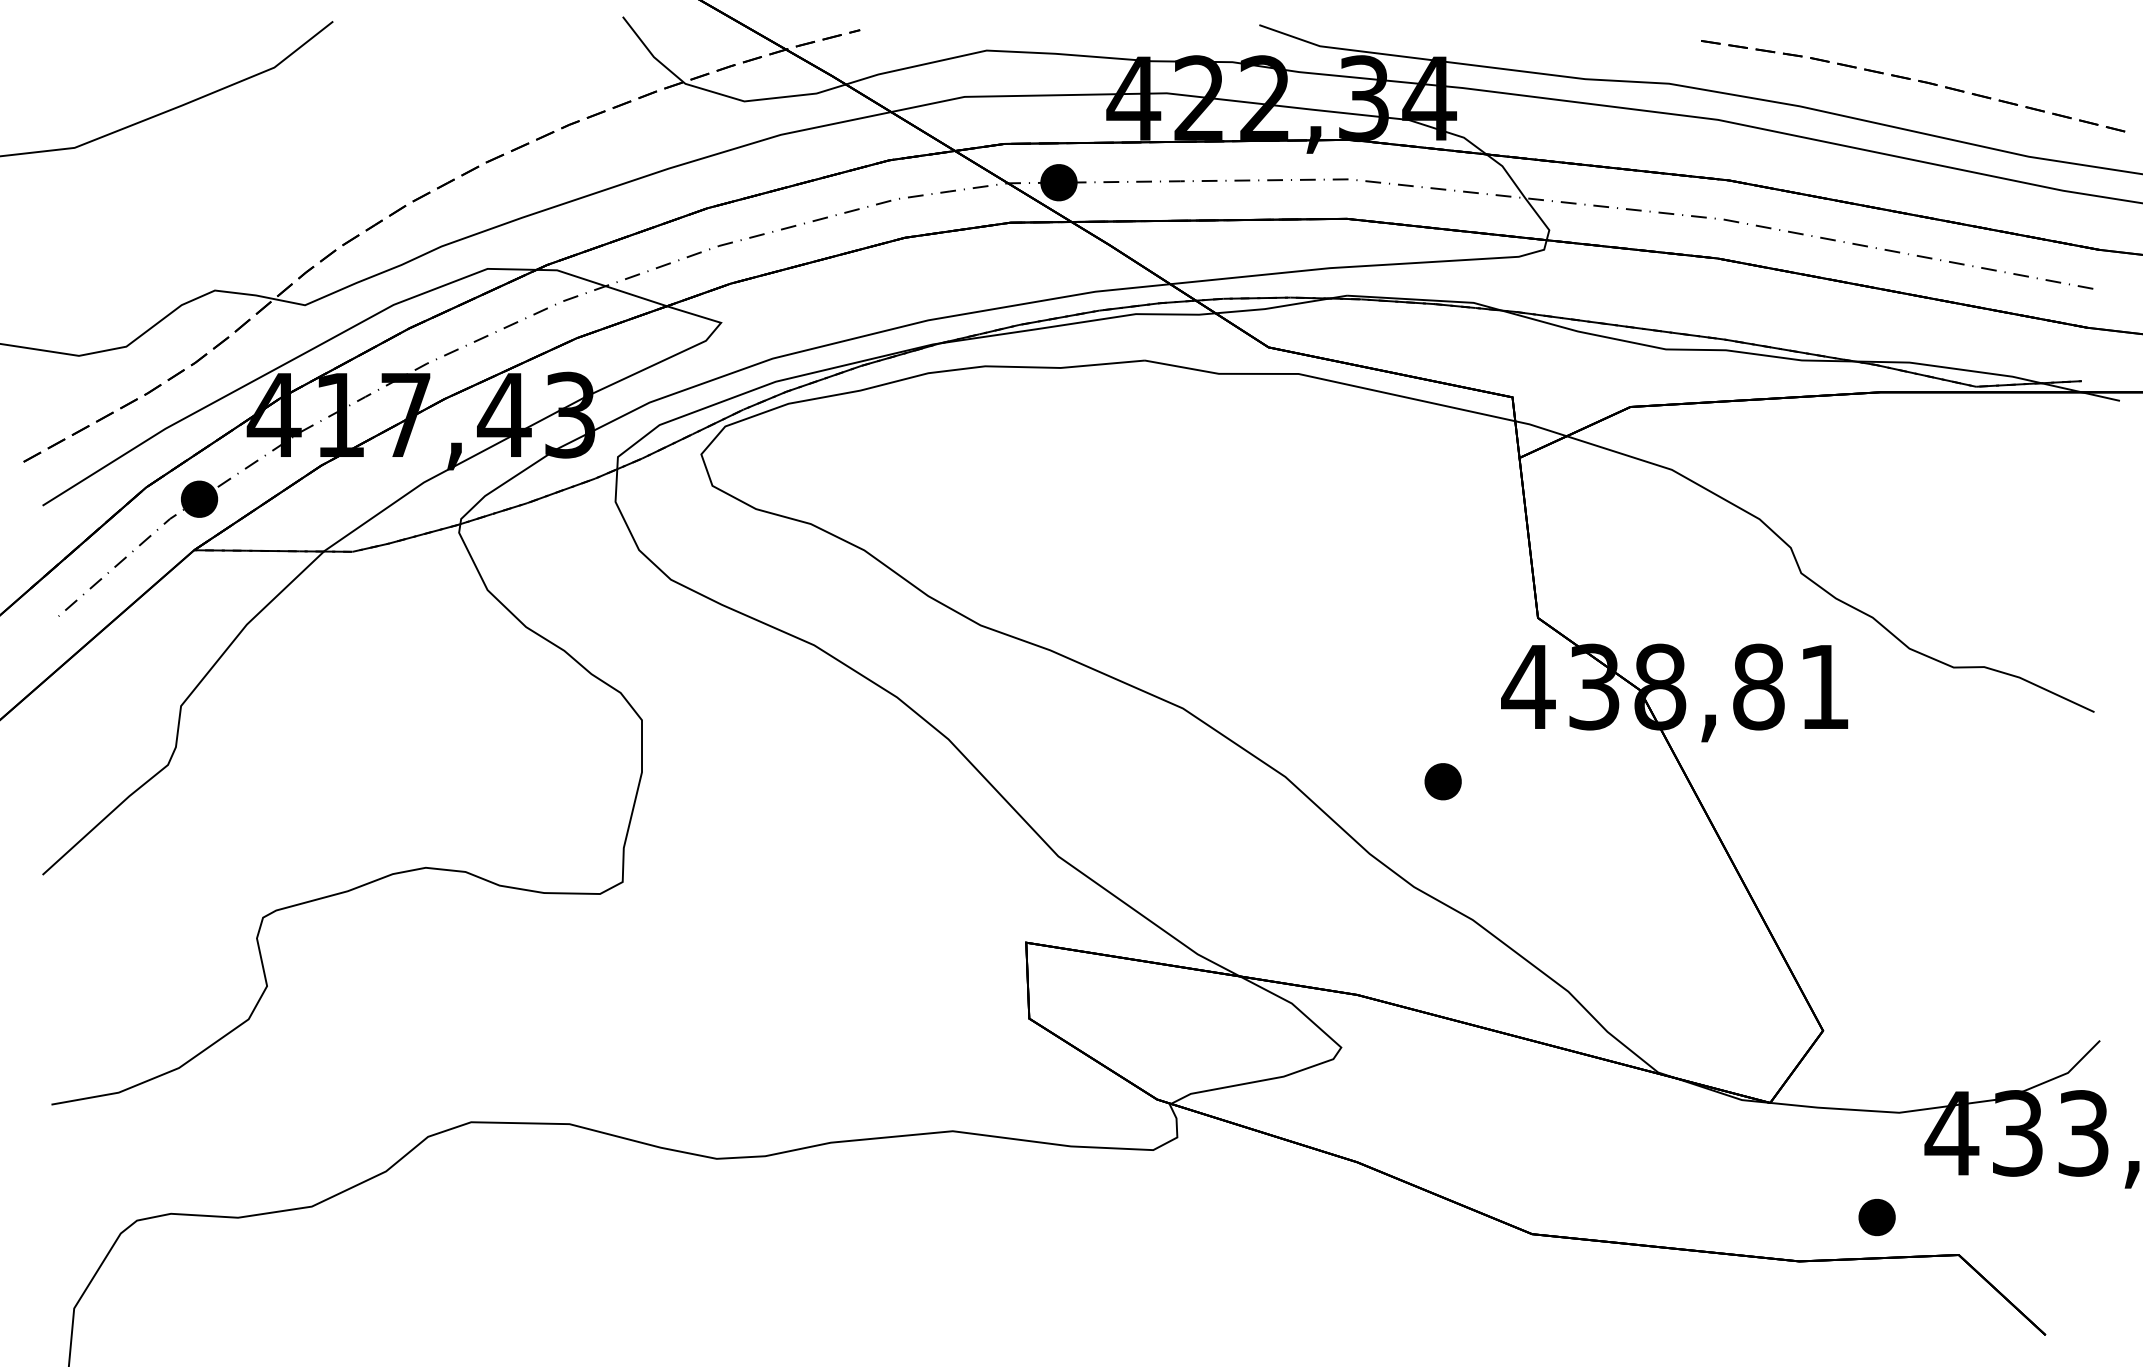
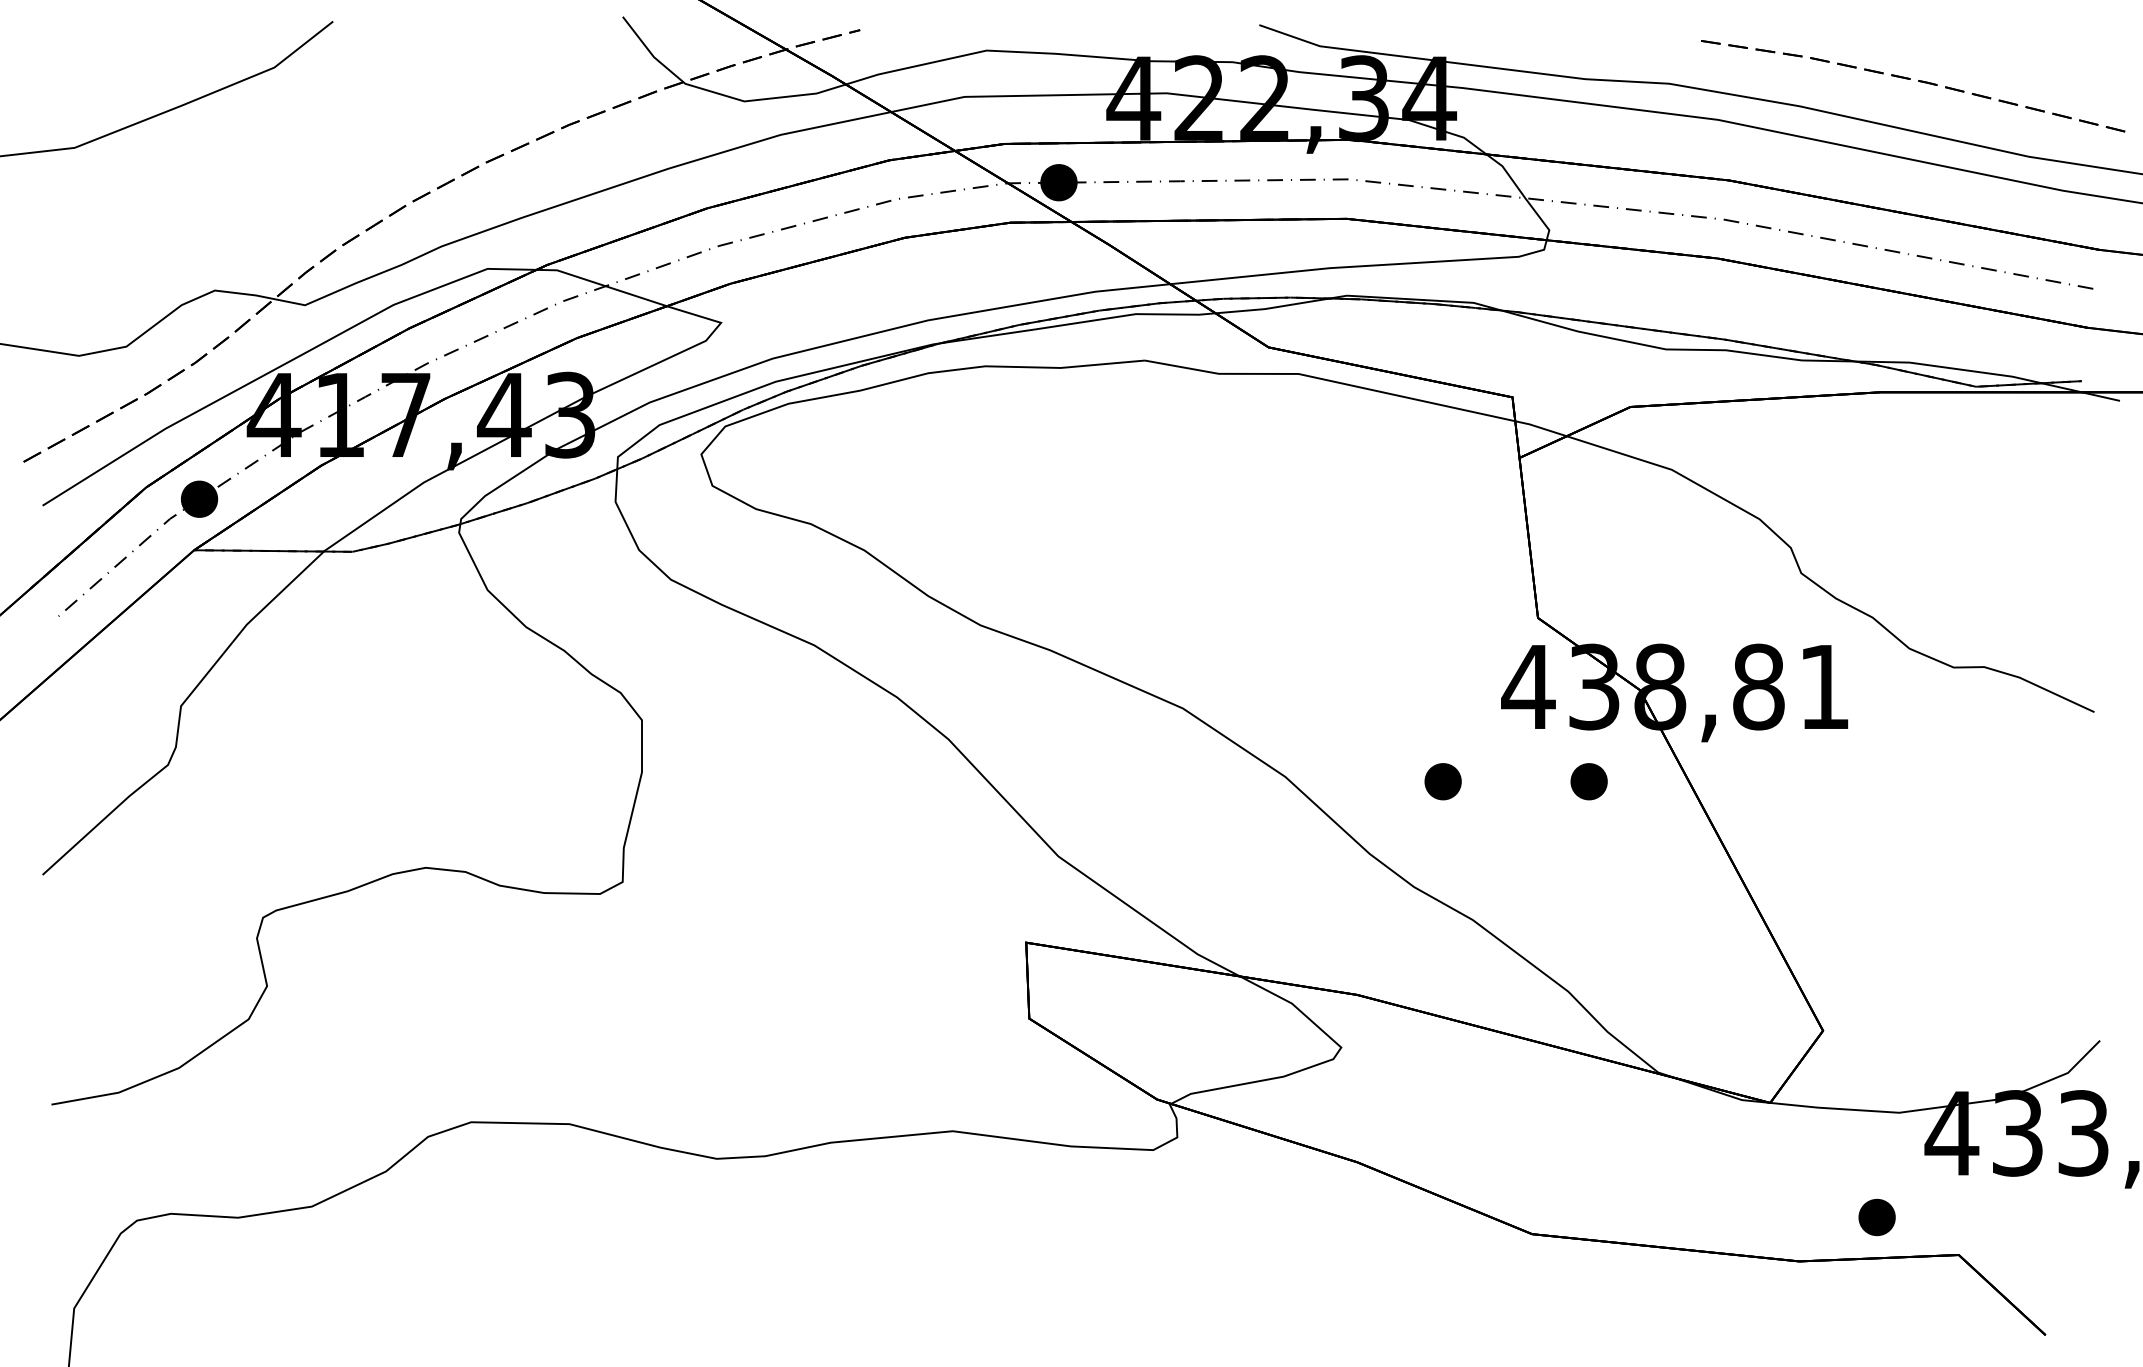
part: none -> present (1588, 781)
